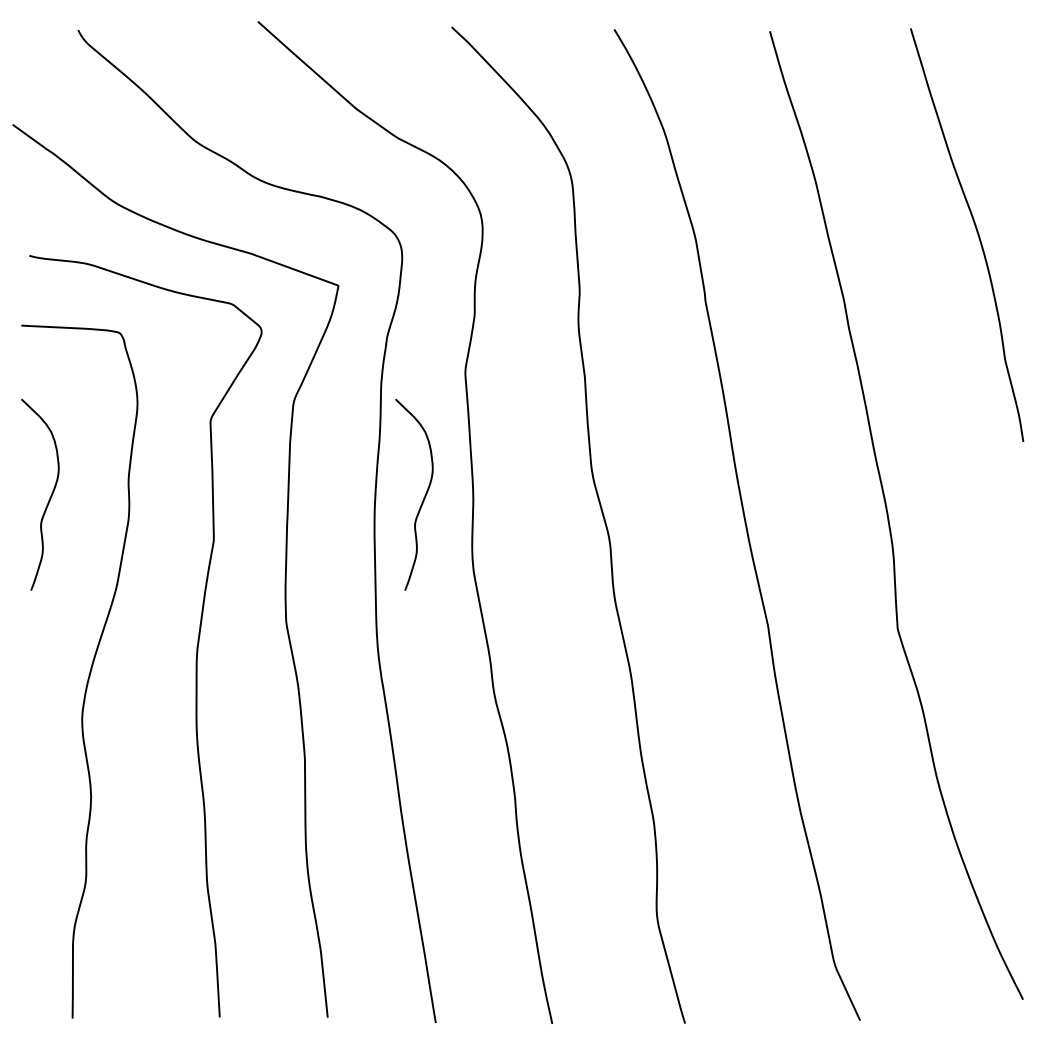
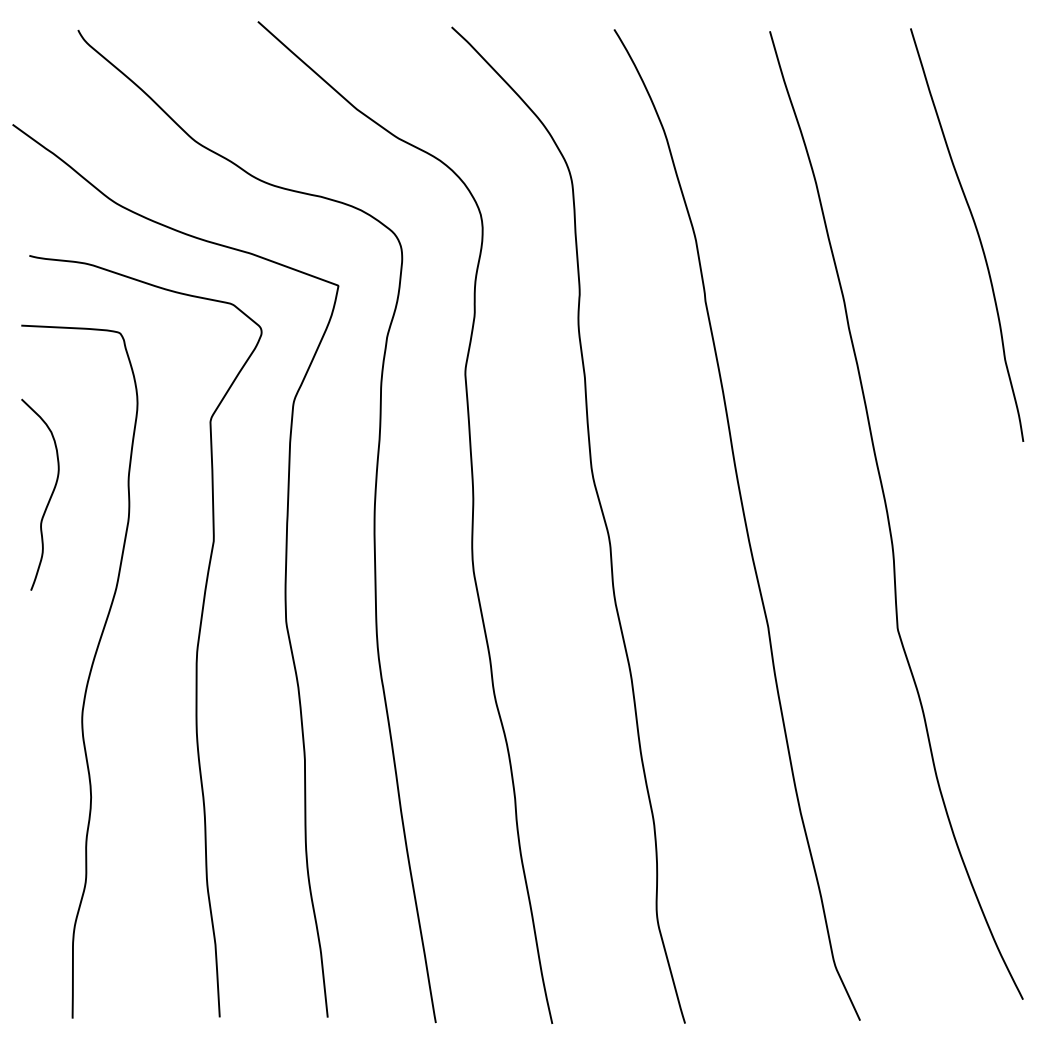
curve: present -> none (423, 497)
